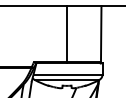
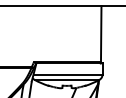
line: present -> none (67, 34)
